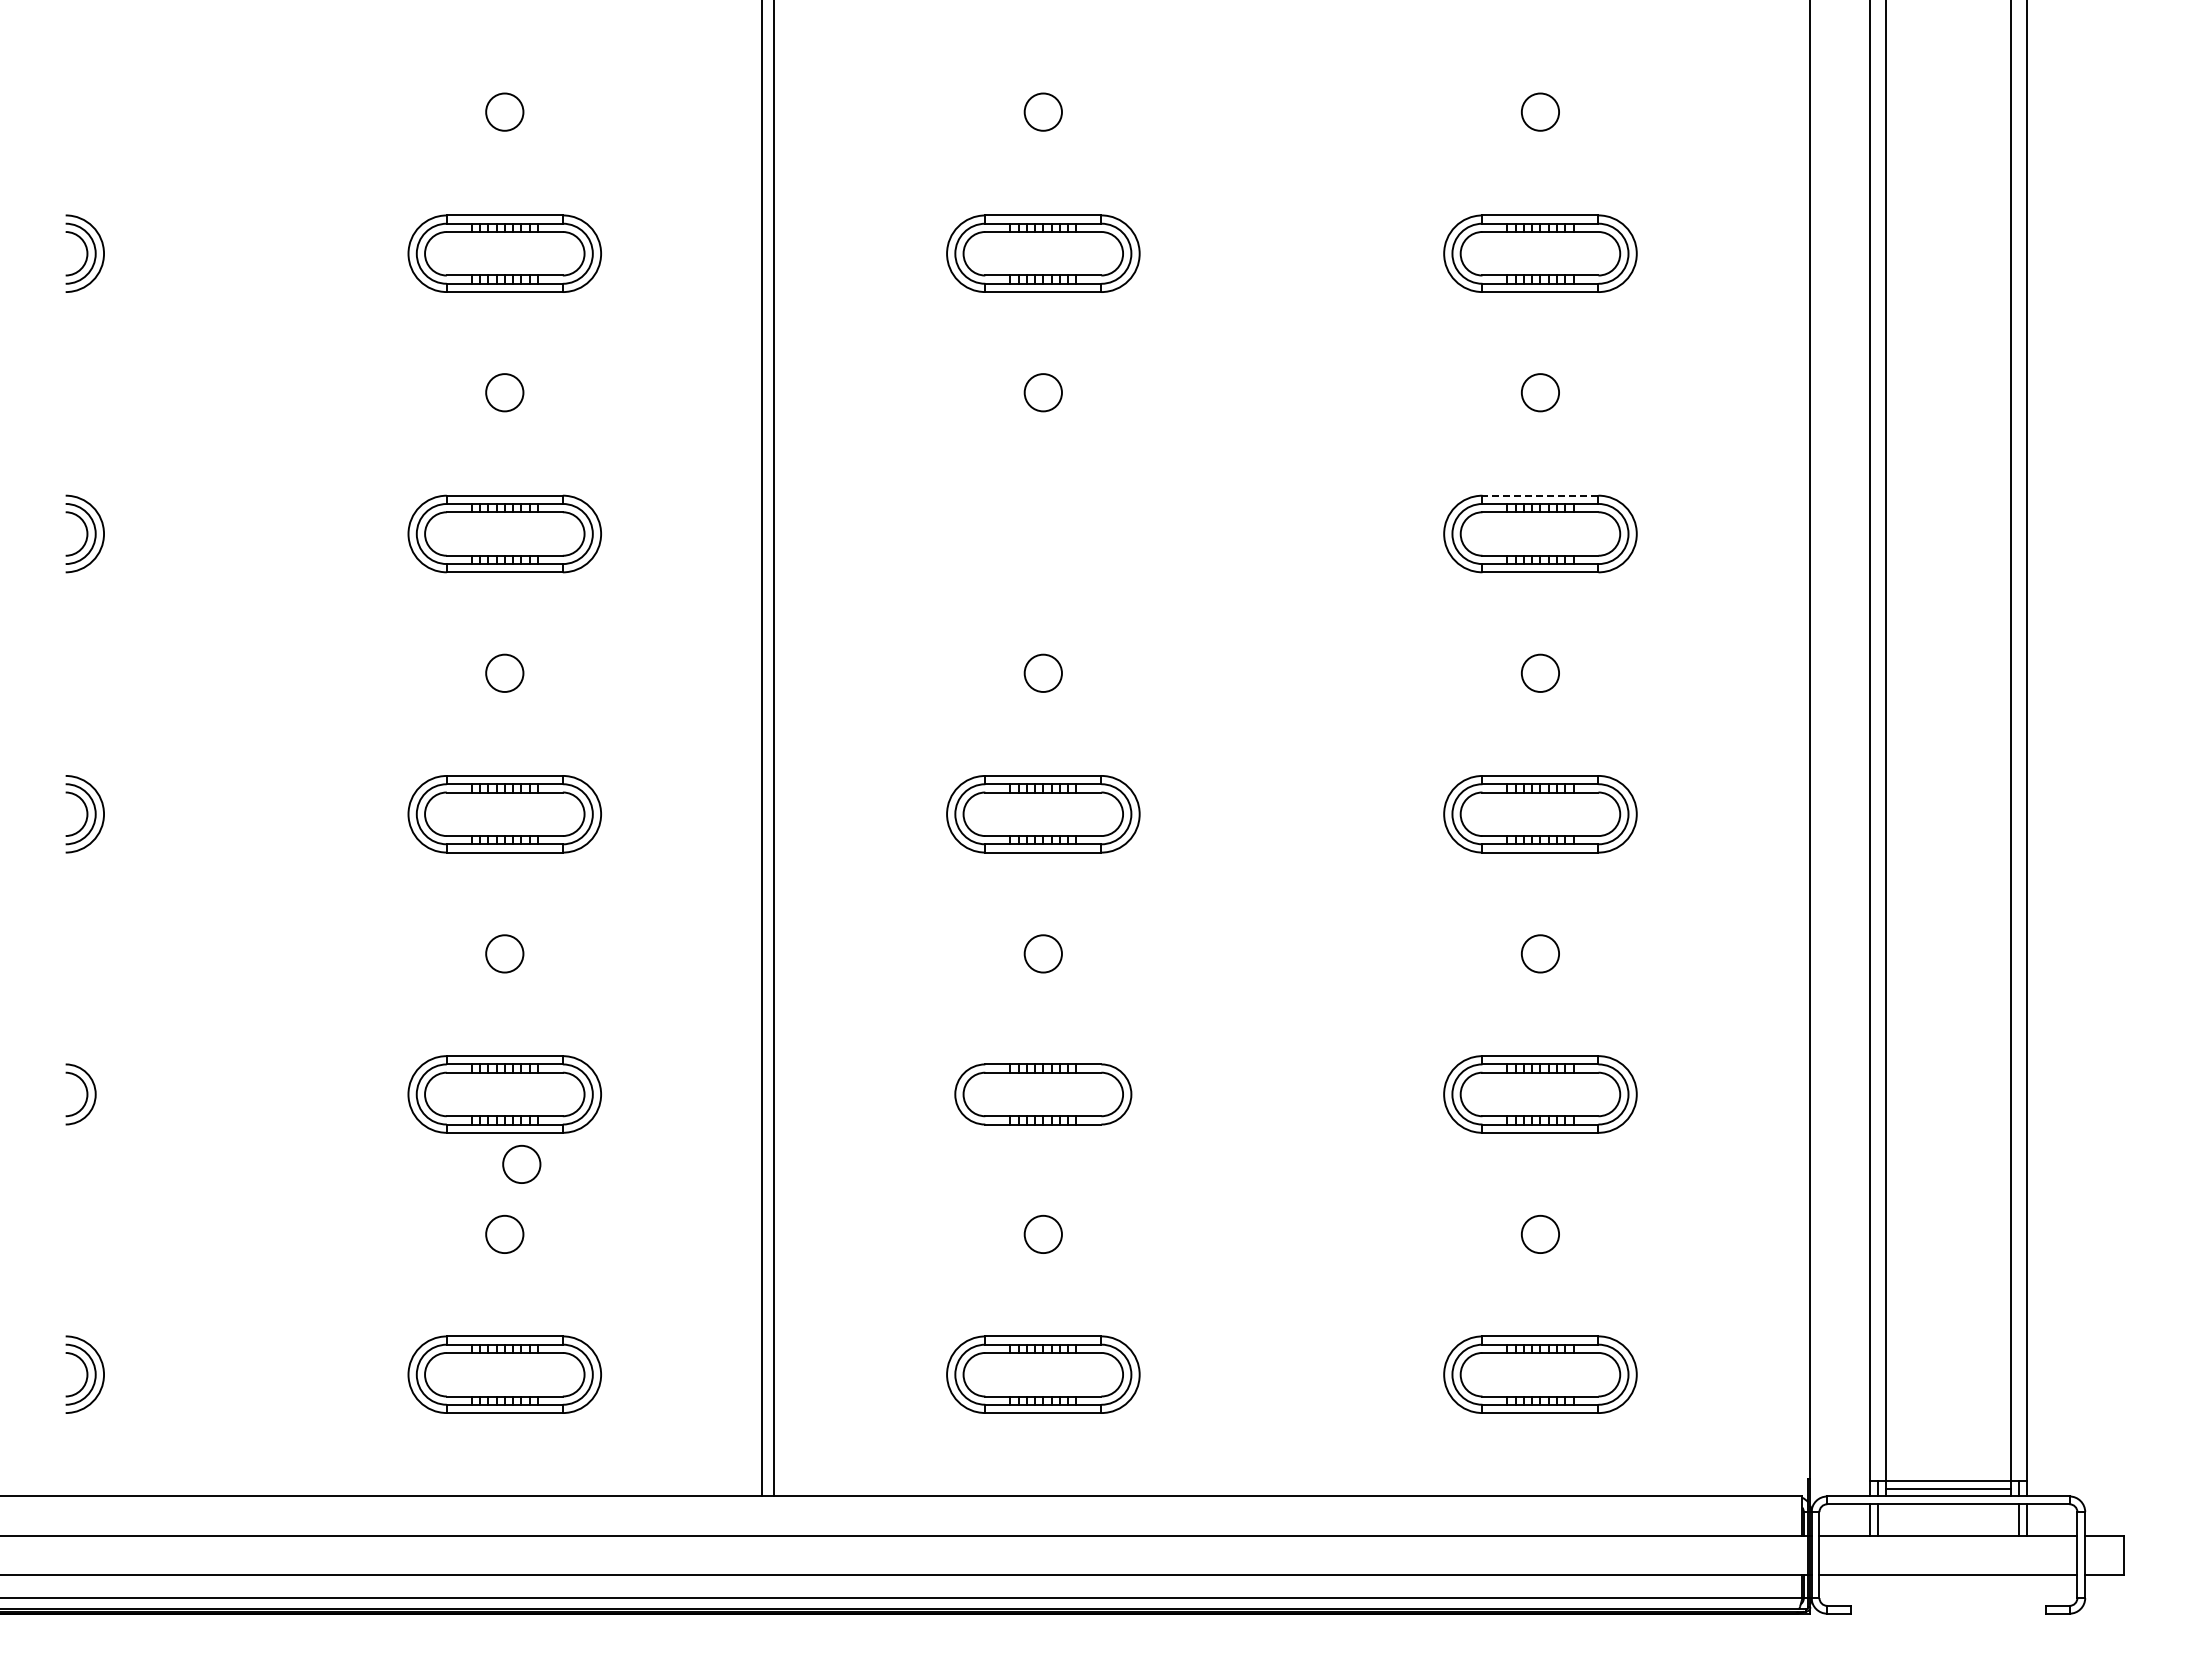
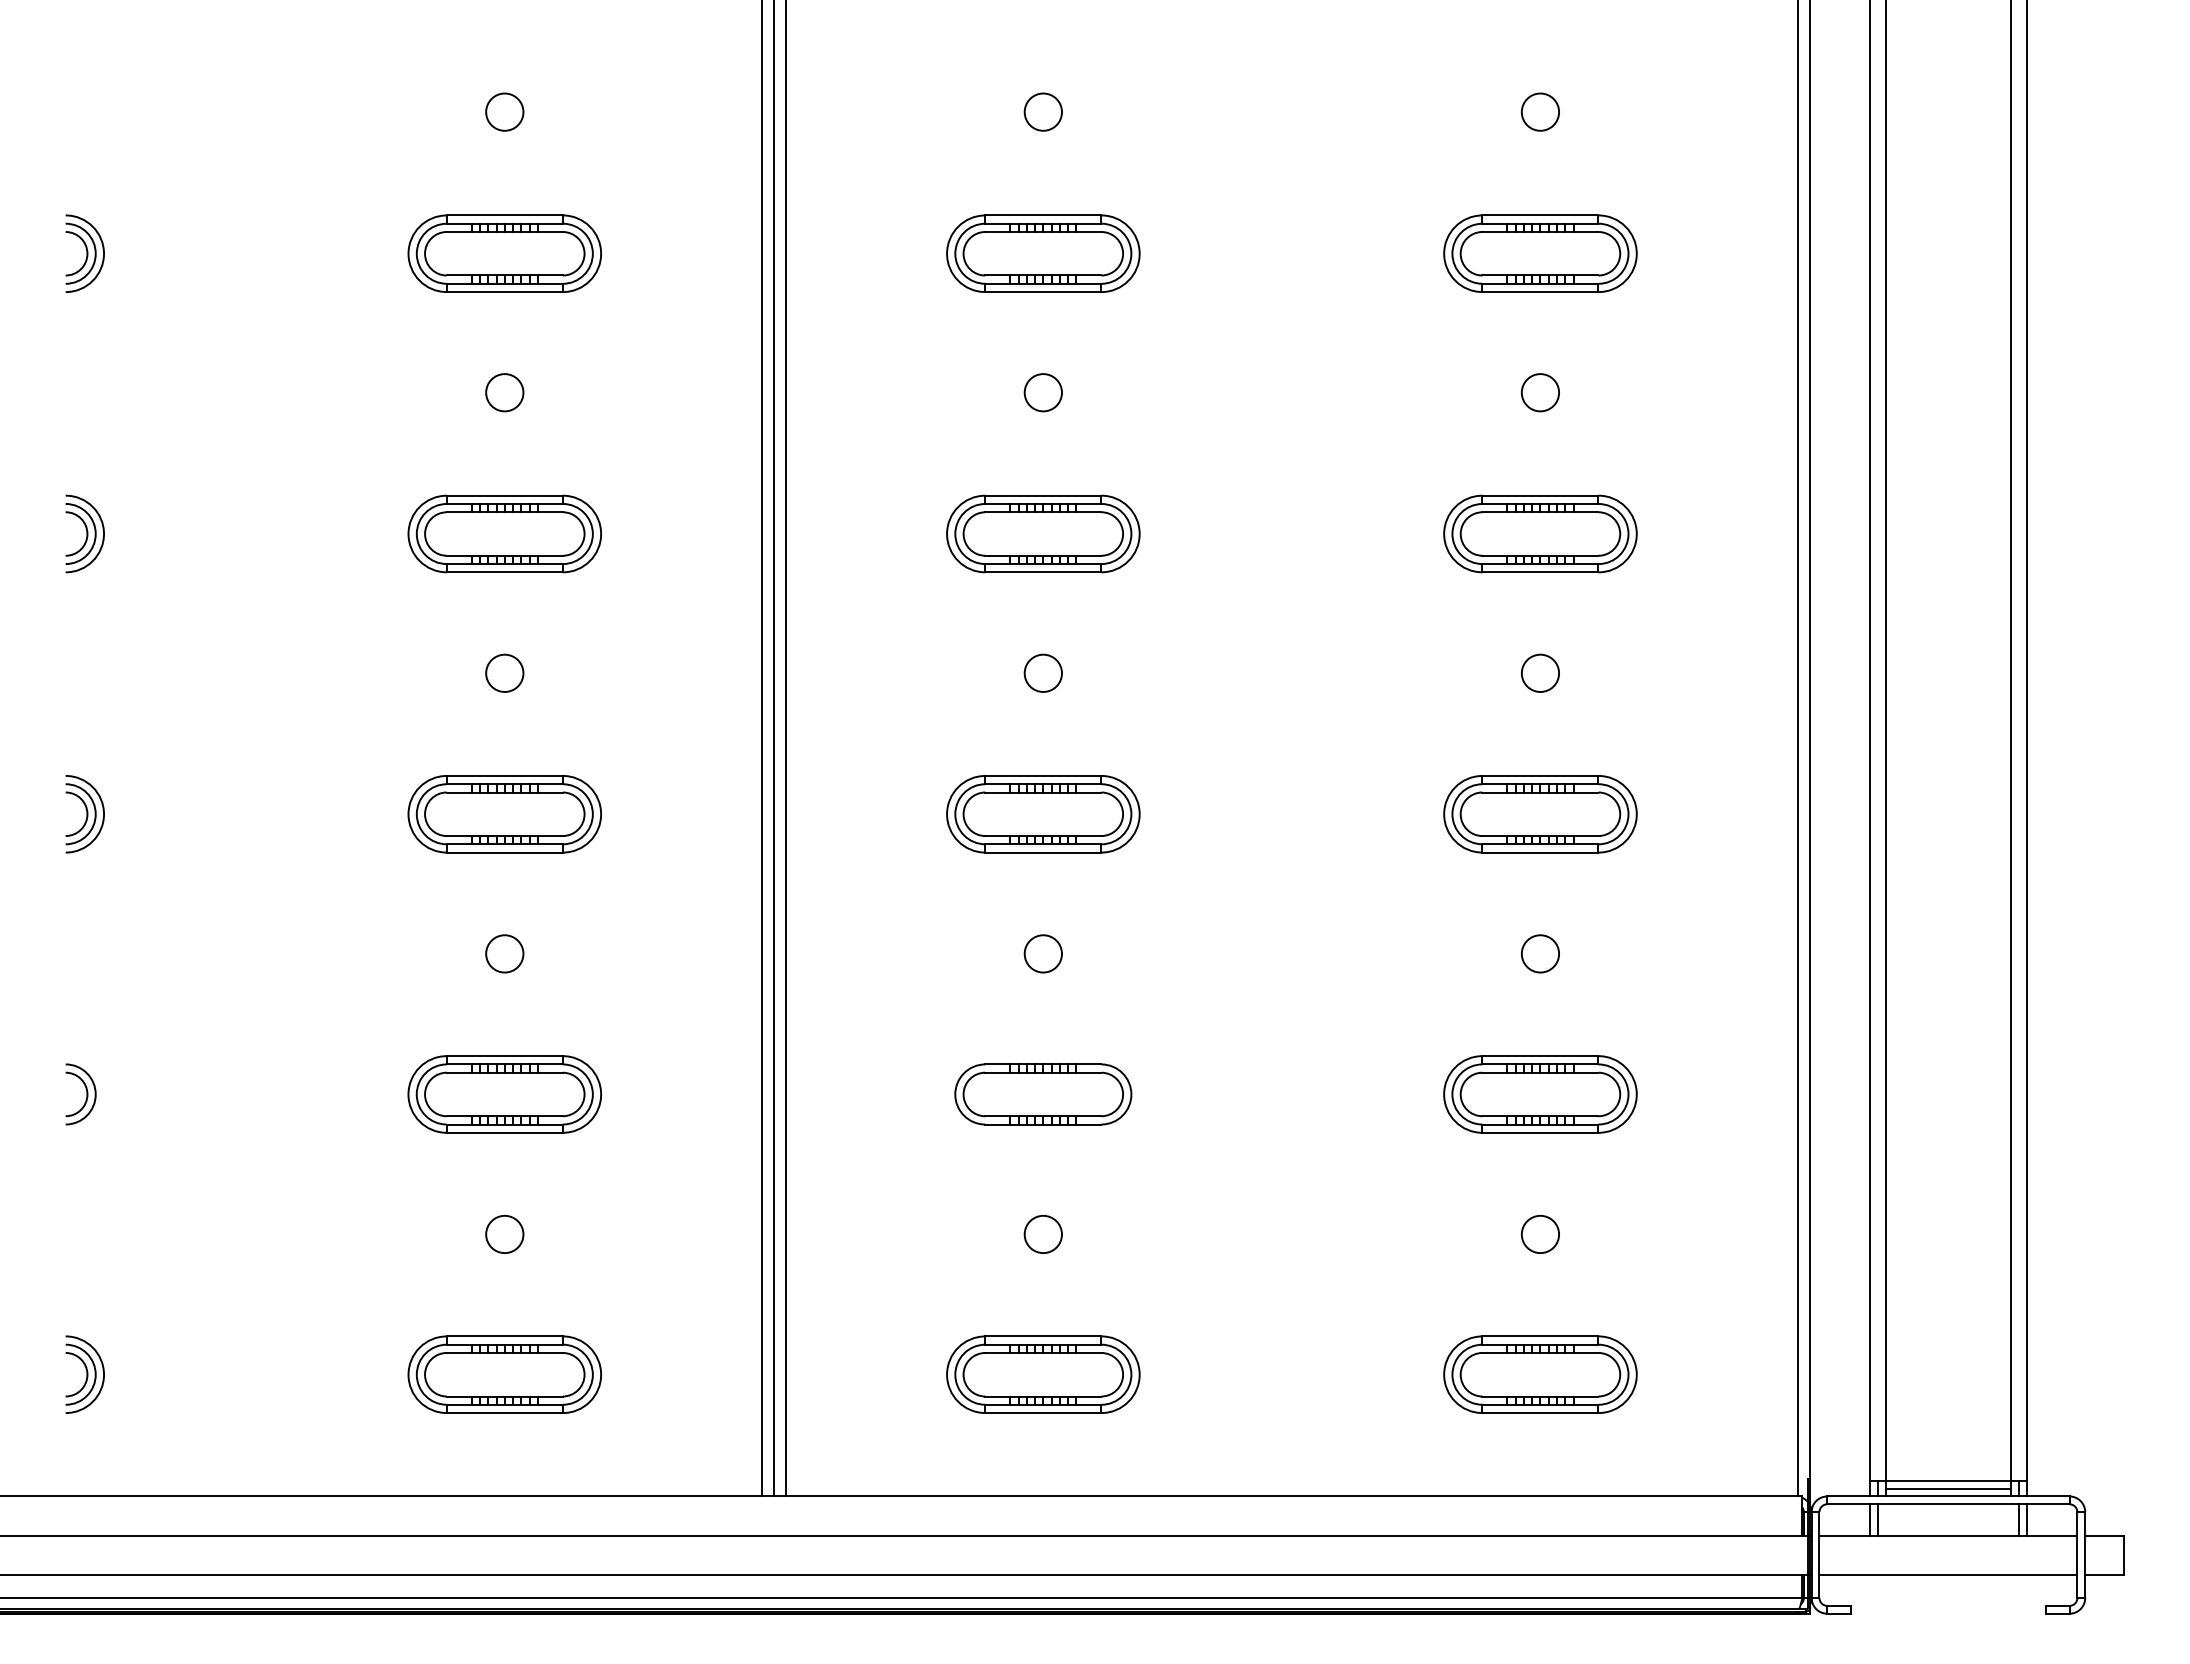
line: dashed -> solid (1540, 495)
part: none -> present (1043, 533)
line: none -> present (785, 749)
line: none -> present (1798, 749)
circle: present -> none (521, 1164)
